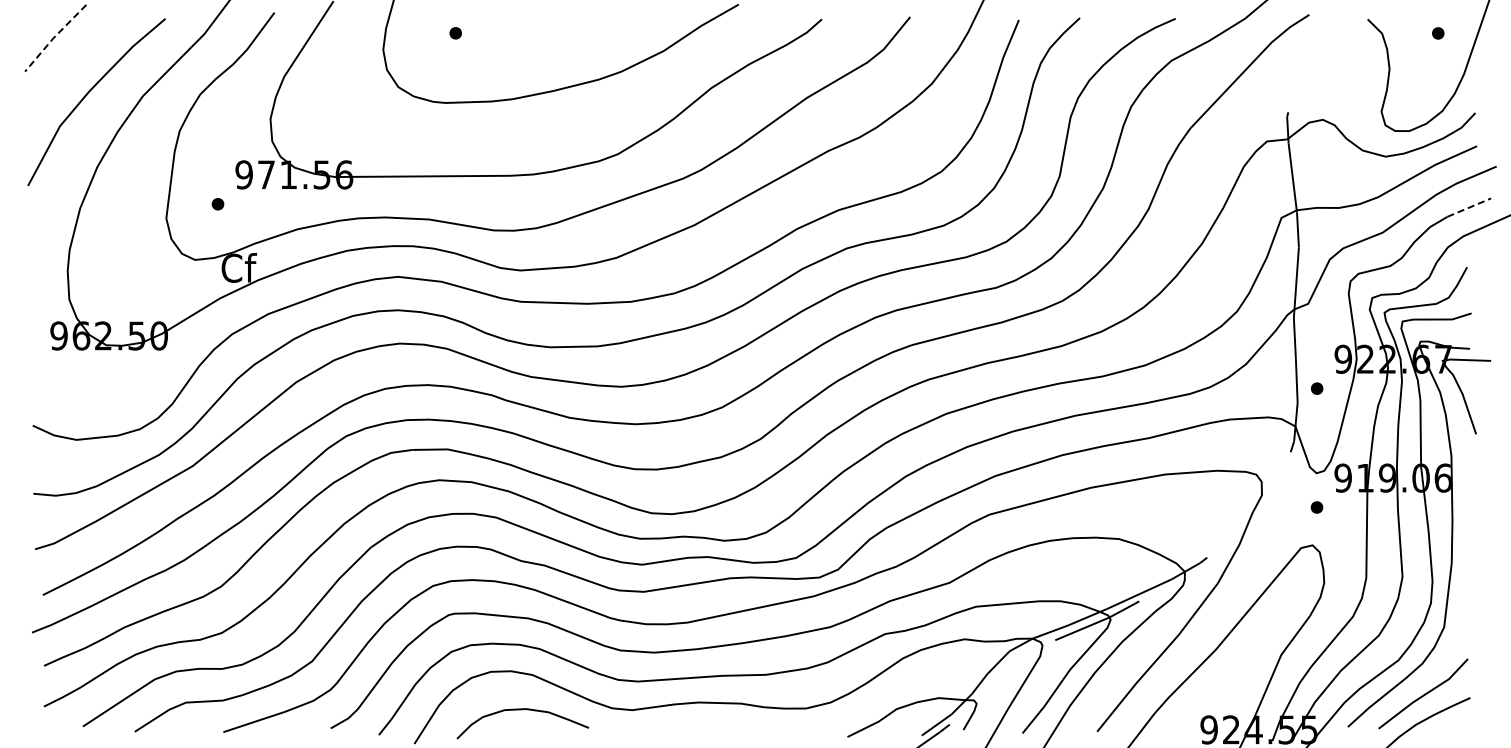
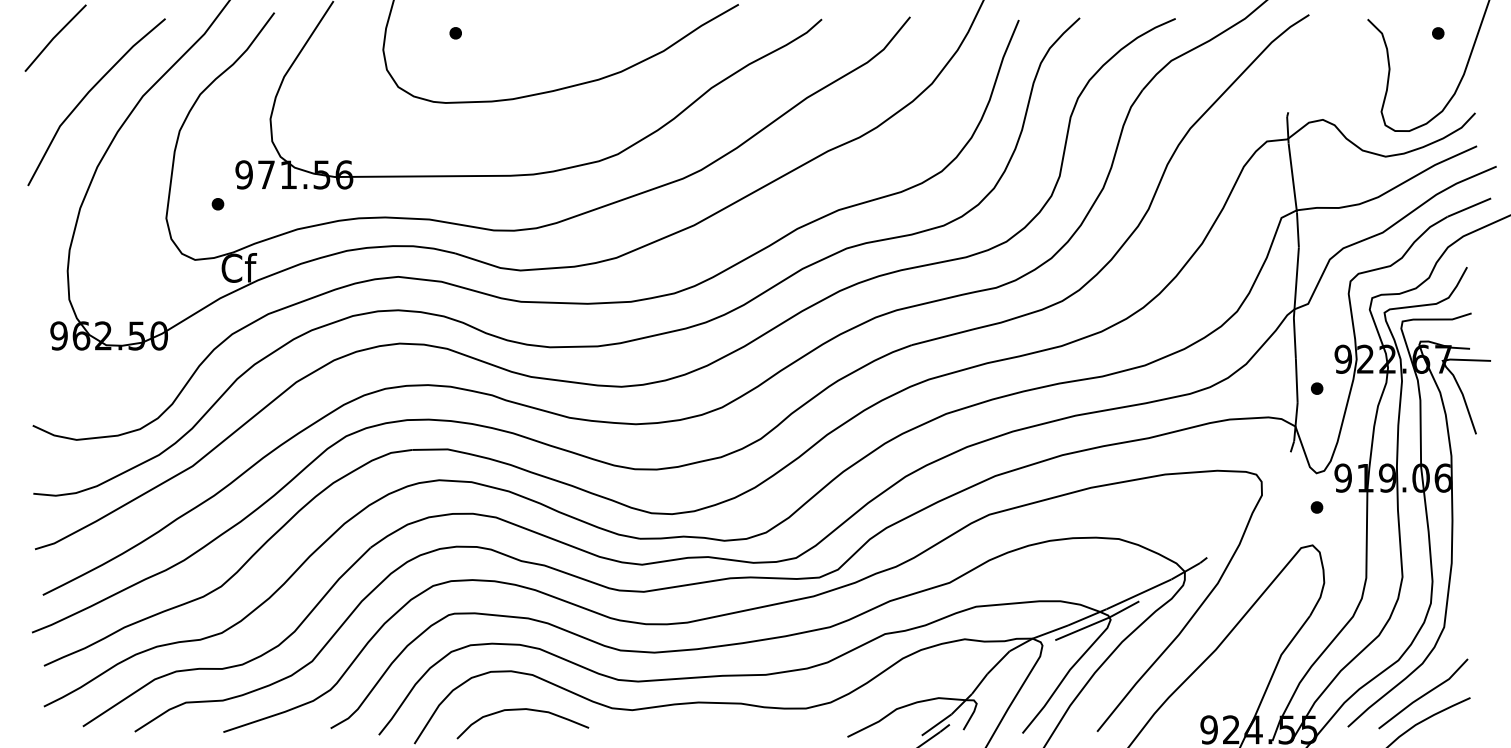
line: dashed -> solid (53, 37)
line: dashed -> solid (1469, 207)
